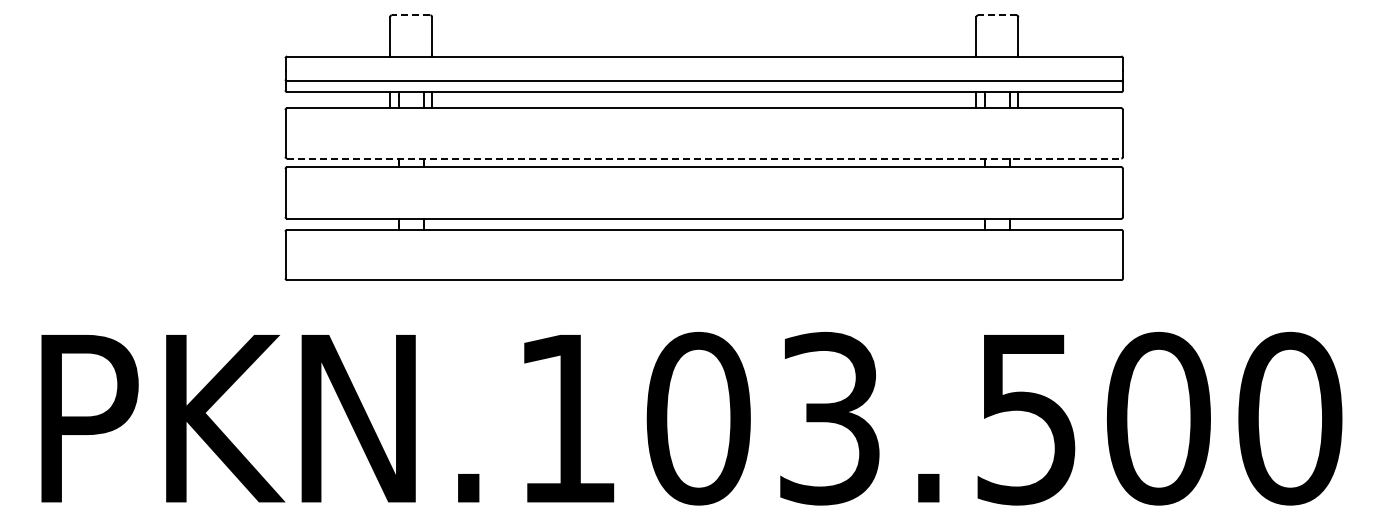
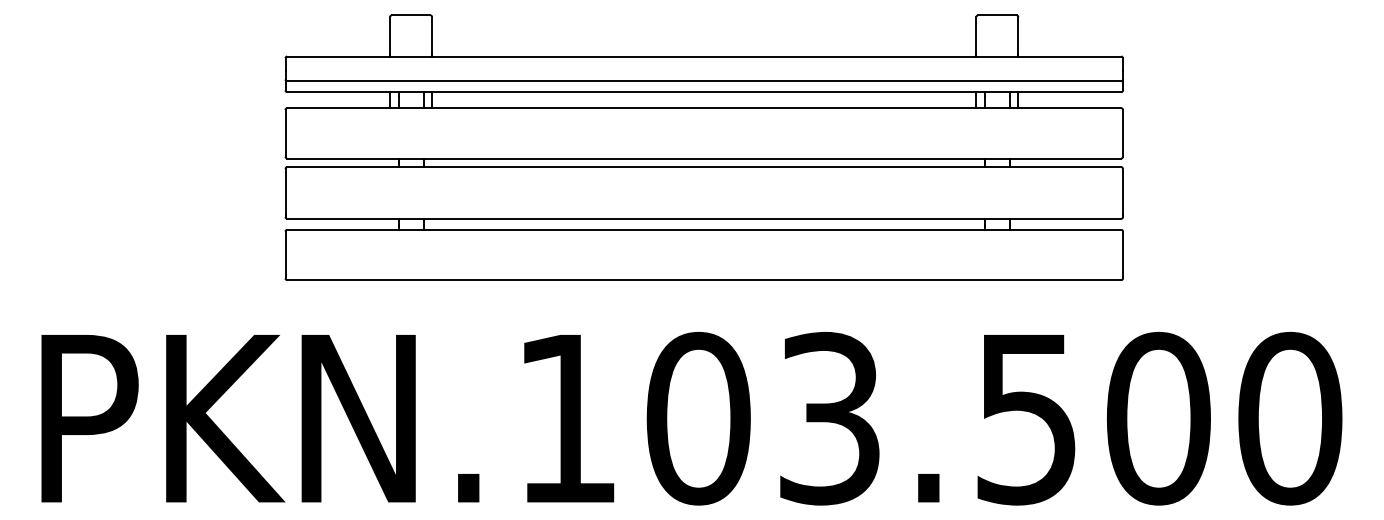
line: dashed -> solid (410, 15)
line: dashed -> solid (996, 15)
line: dashed -> solid (704, 158)
